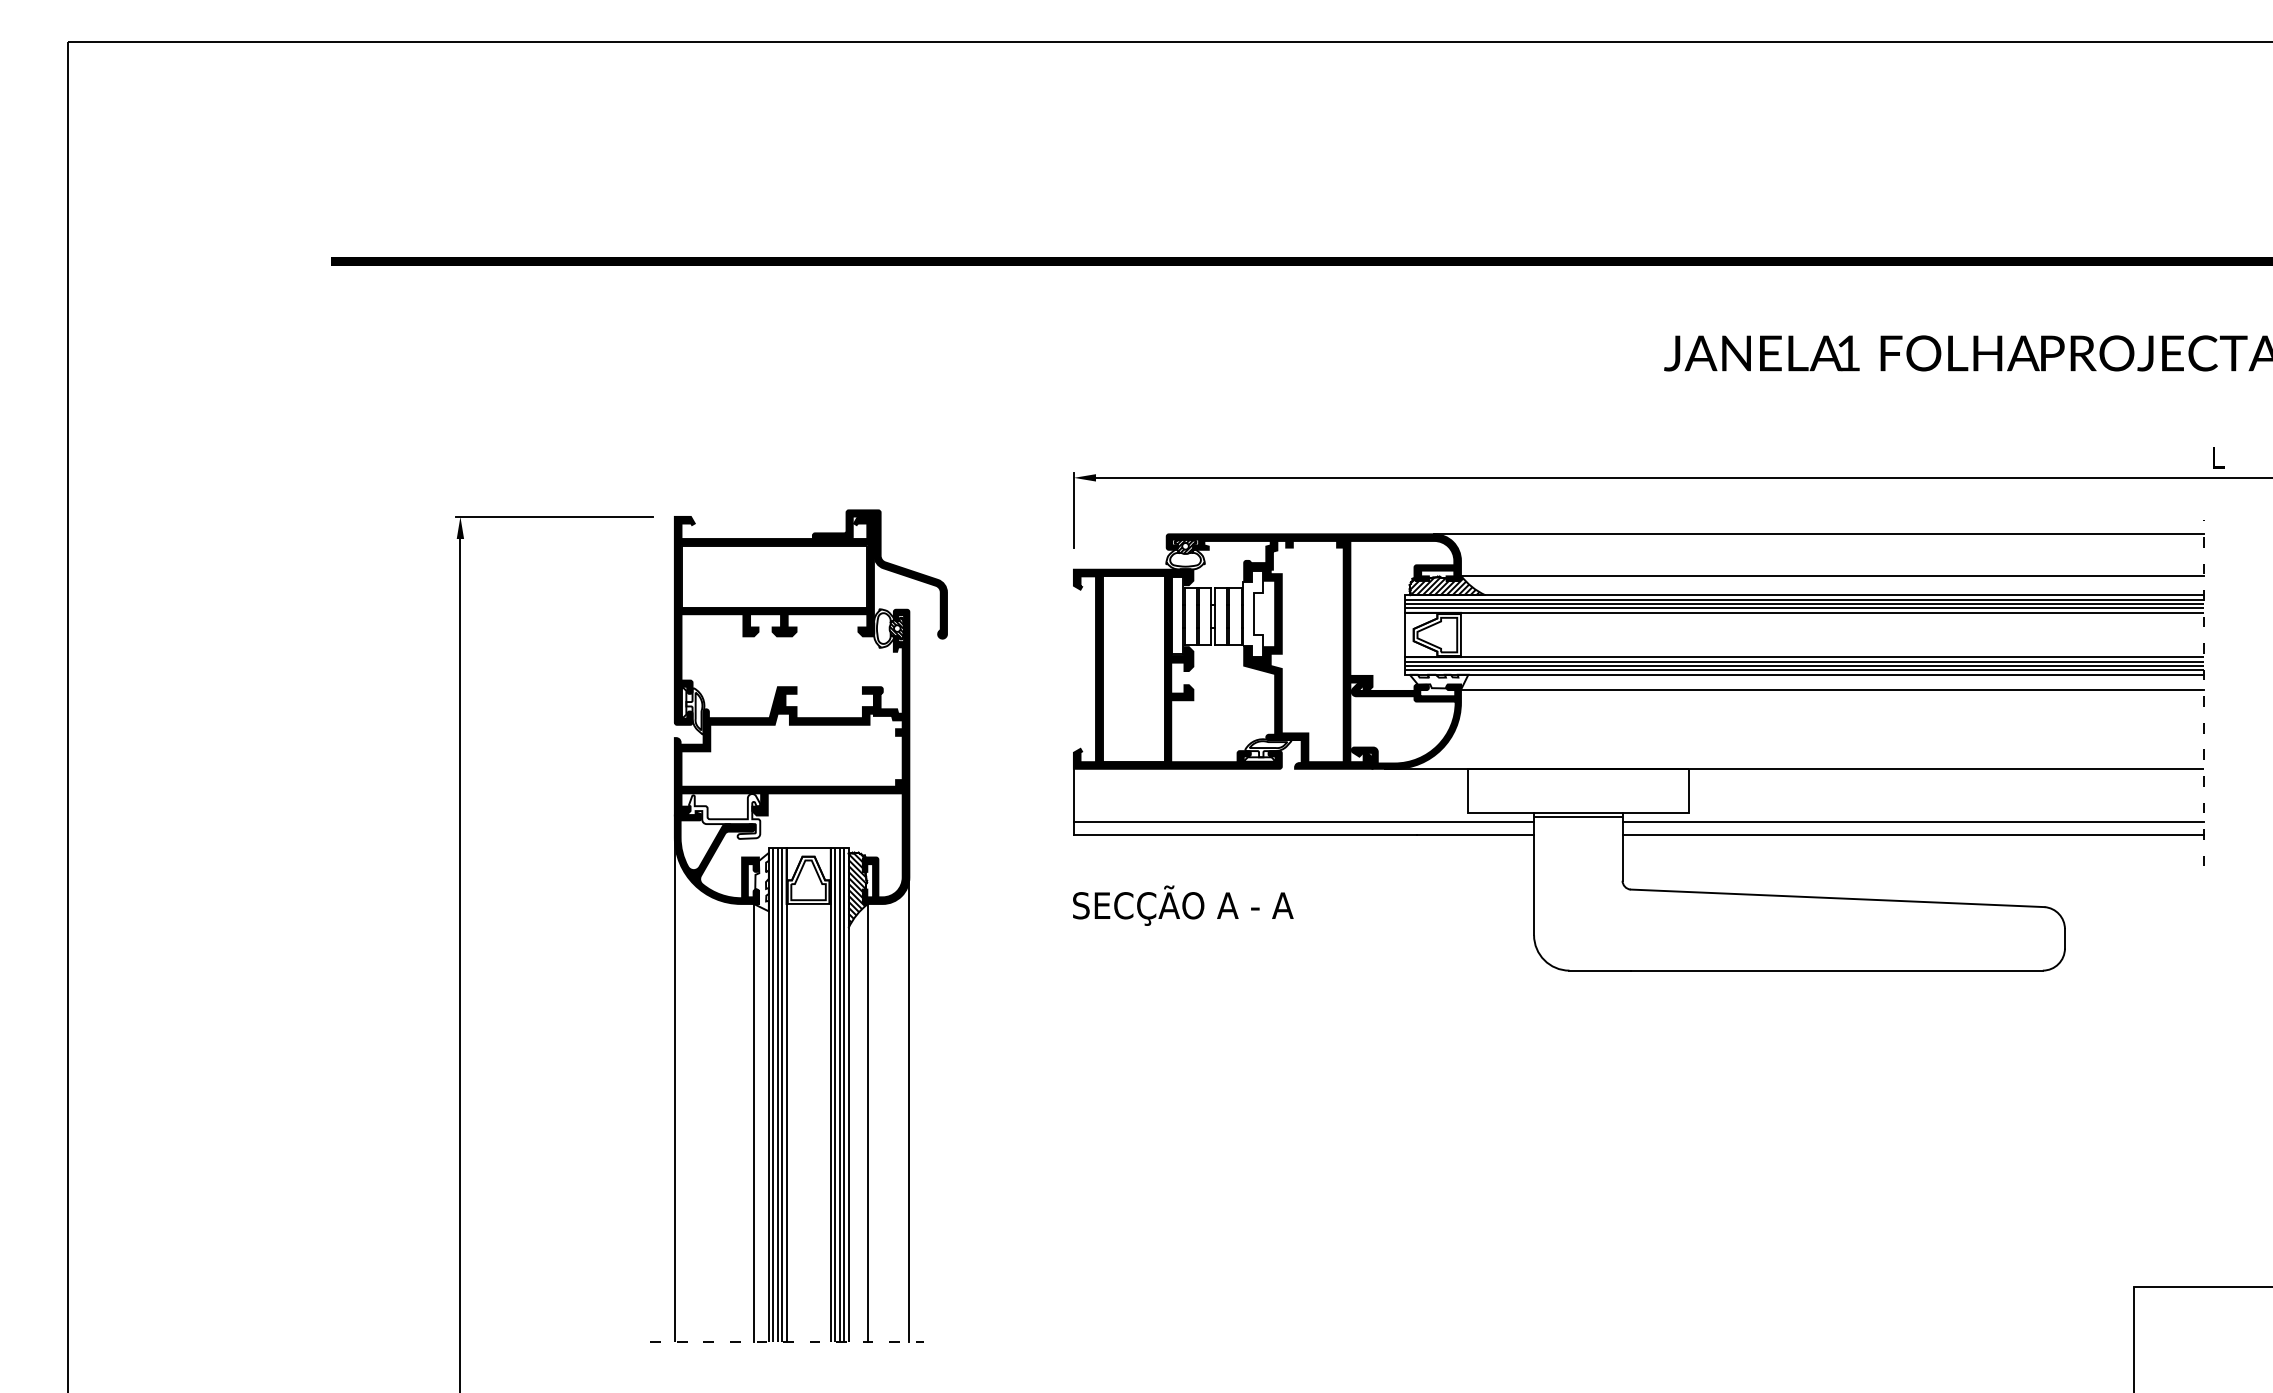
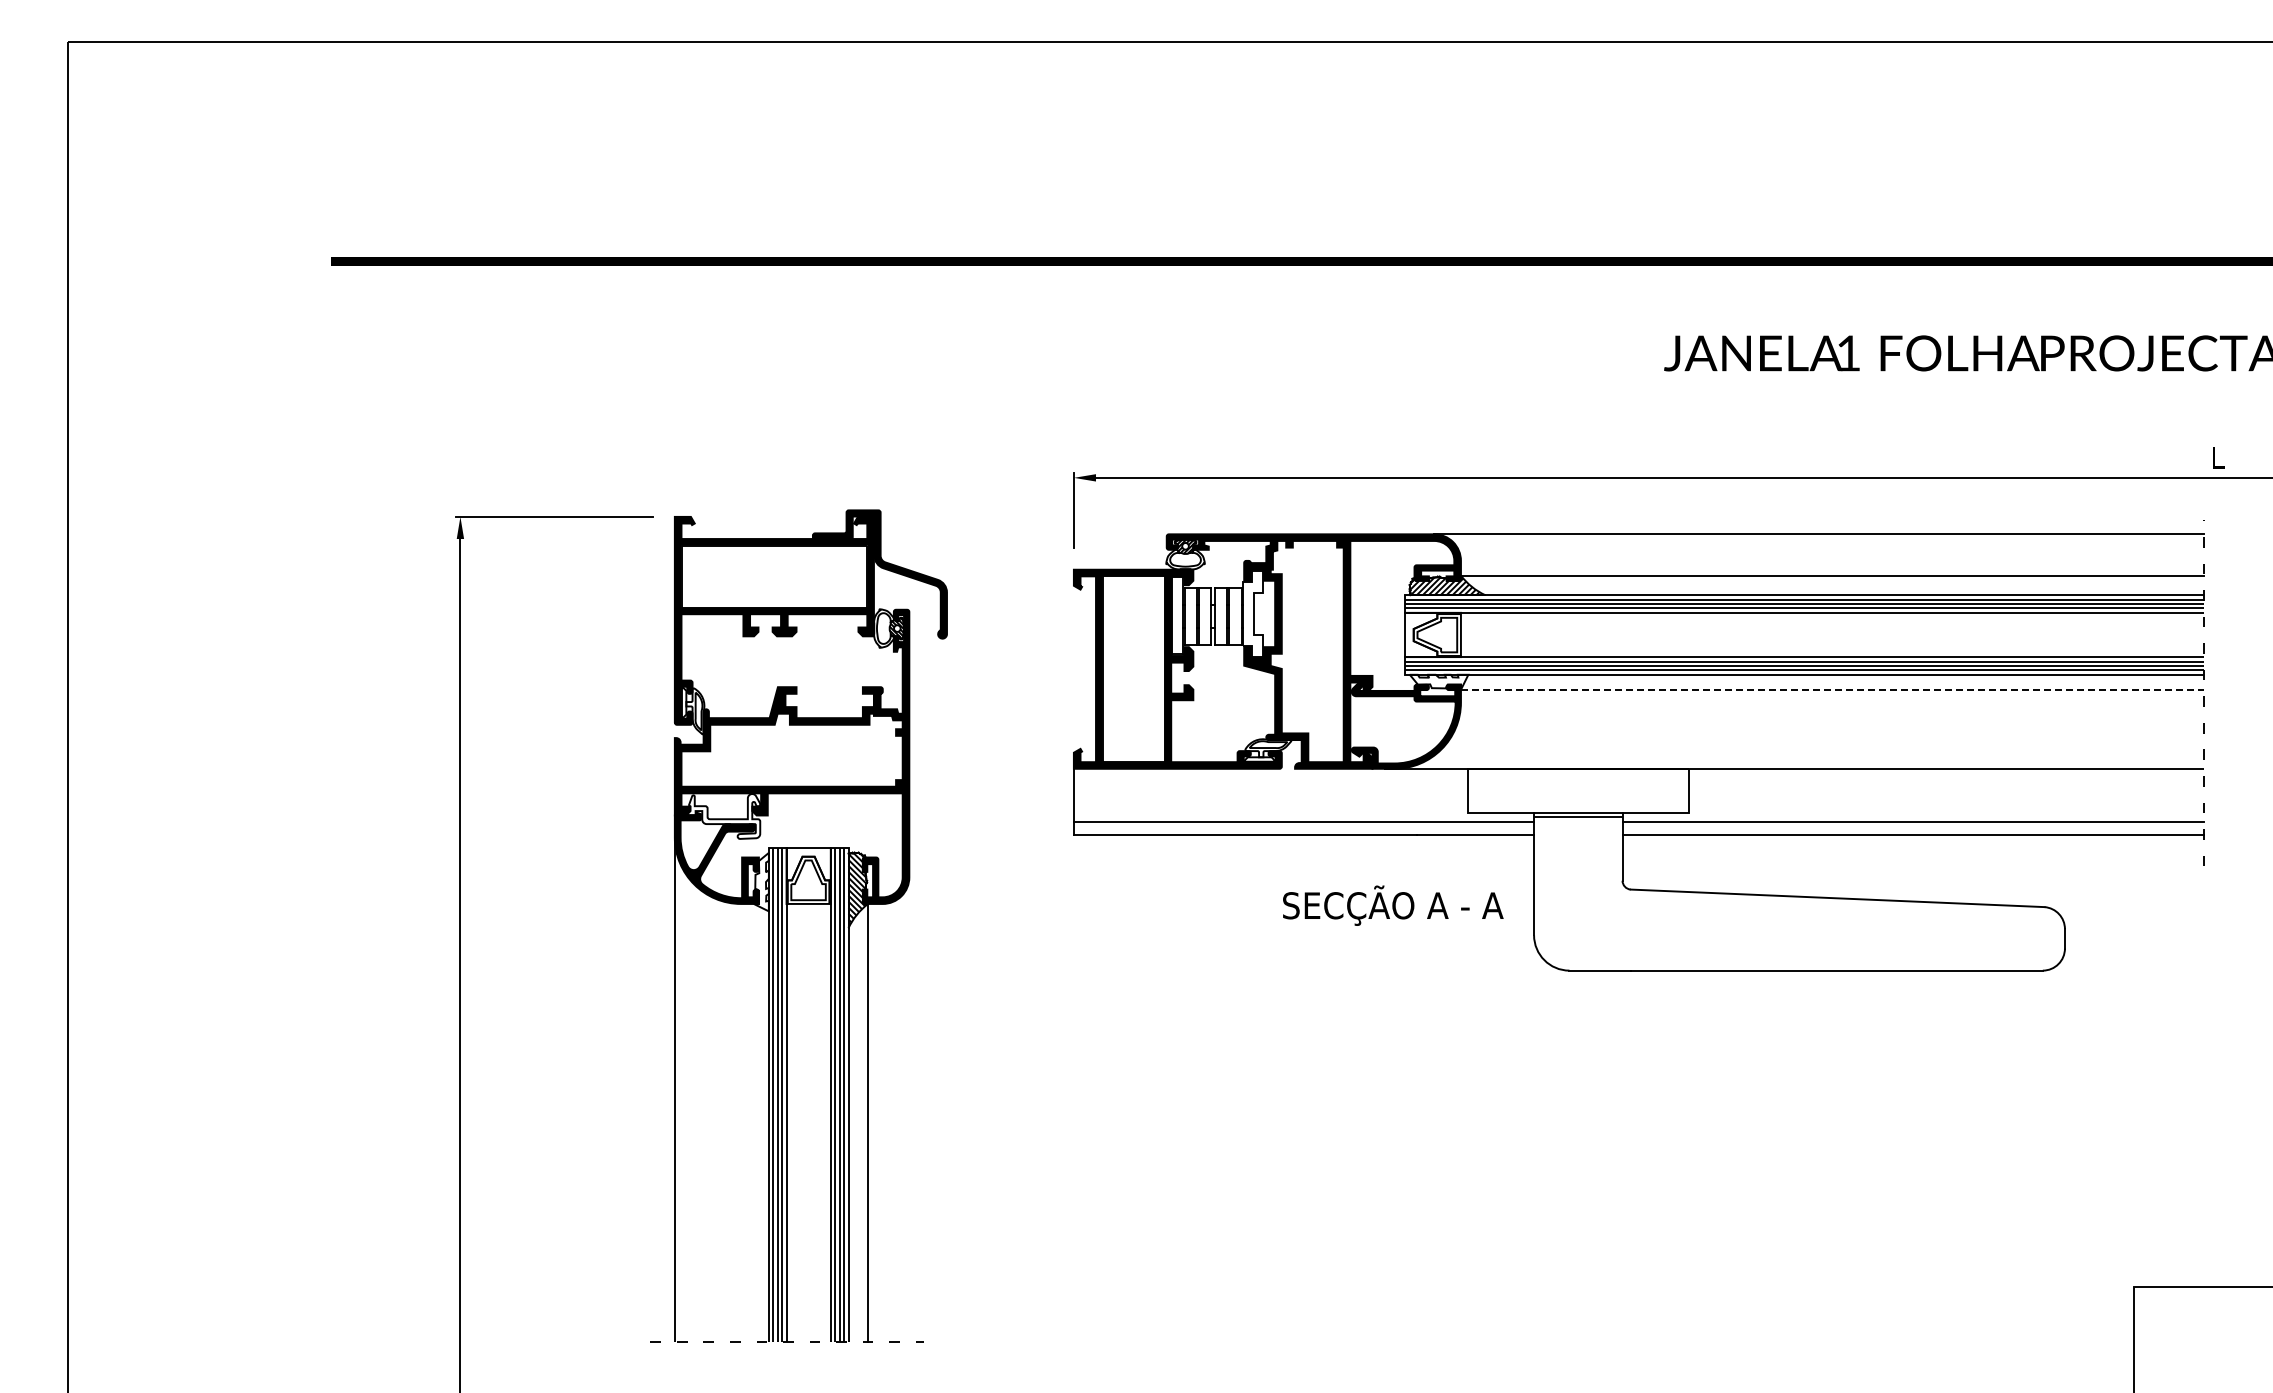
line: solid -> dashed (1832, 689)
text position: (1183, 905) -> (1393, 905) (1393, 905)
line: present -> none (909, 1109)
line: present -> none (753, 1122)
